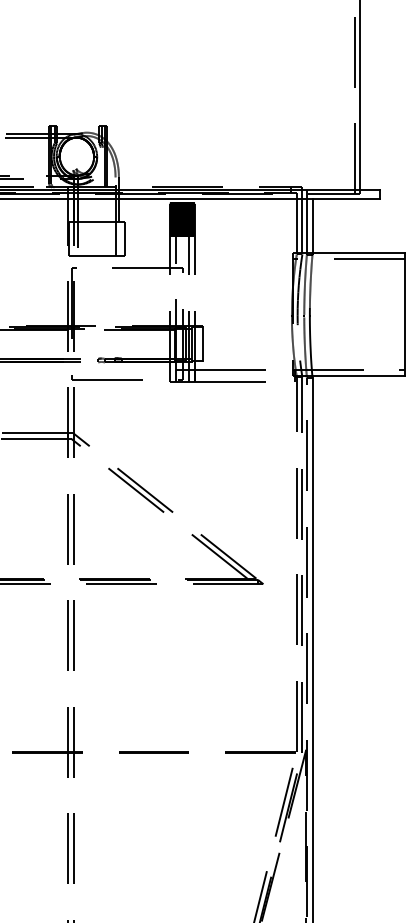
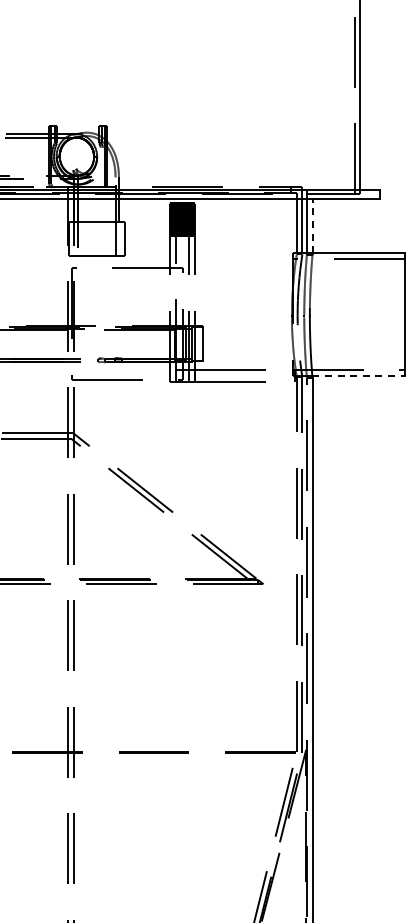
line: solid -> dashed (312, 225)
line: solid -> dashed (358, 376)
